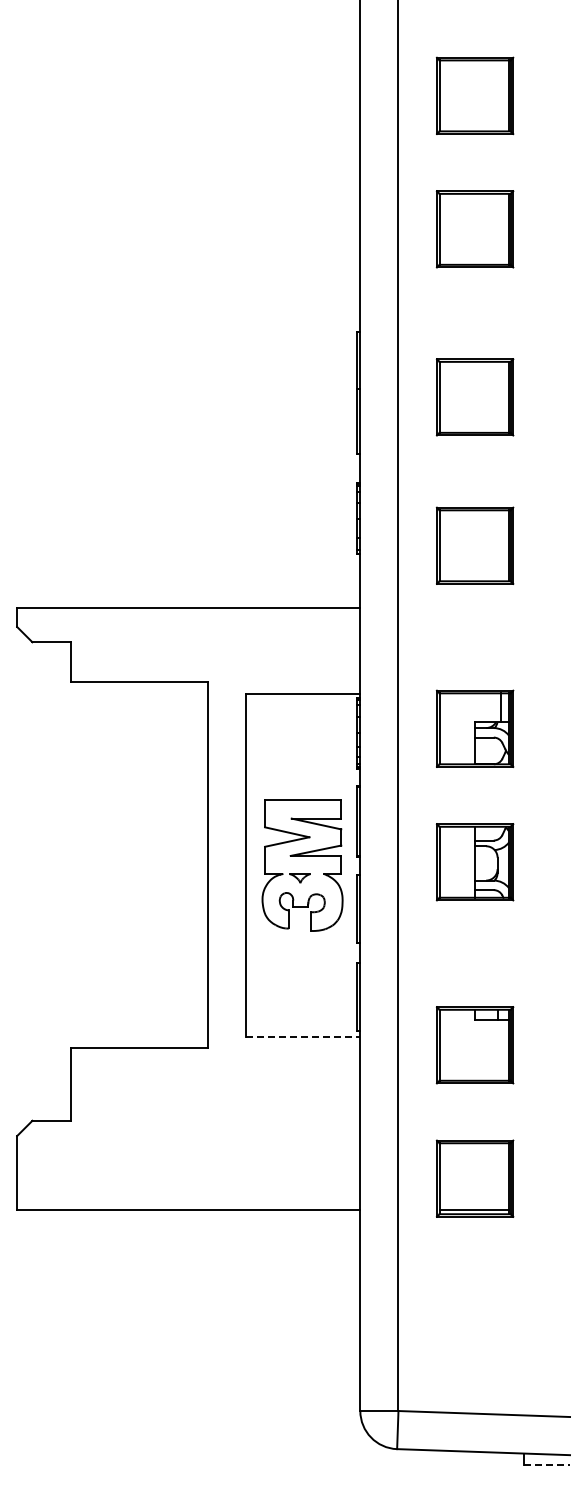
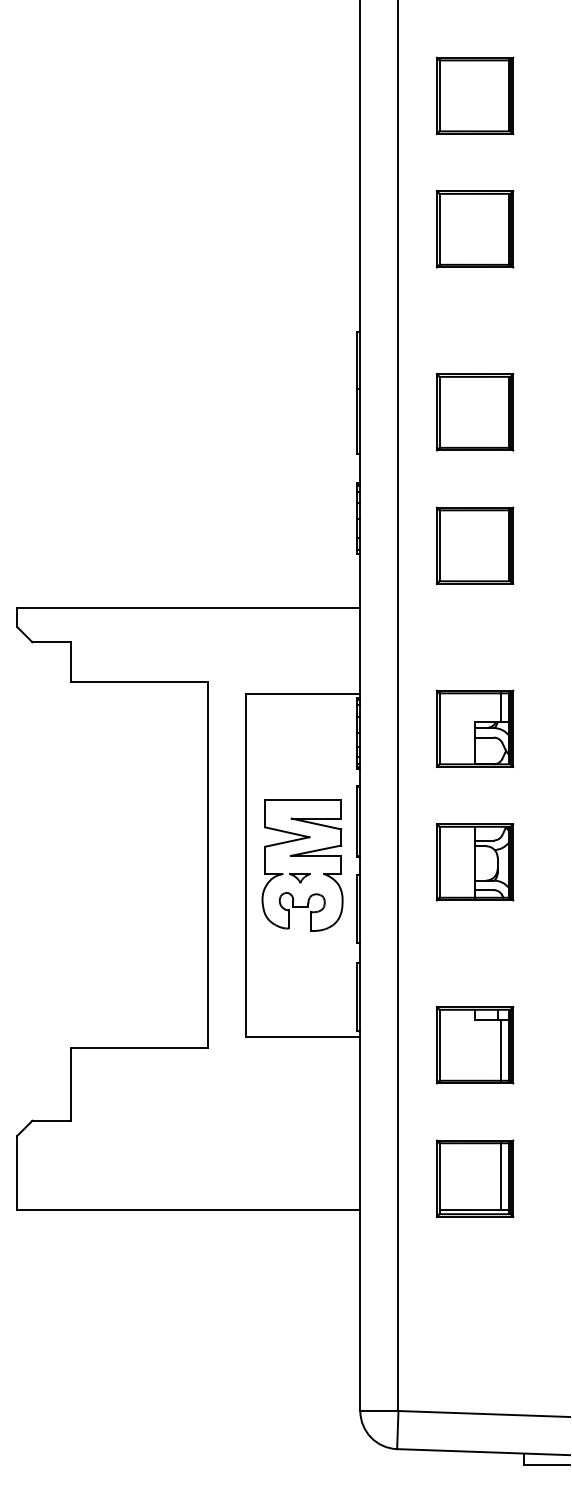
part position: (474, 397) -> (474, 412) (474, 412)
line: dashed -> solid (303, 1036)
line: none -> present (501, 1049)
line: none -> present (501, 1176)
line: dashed -> solid (547, 1464)
